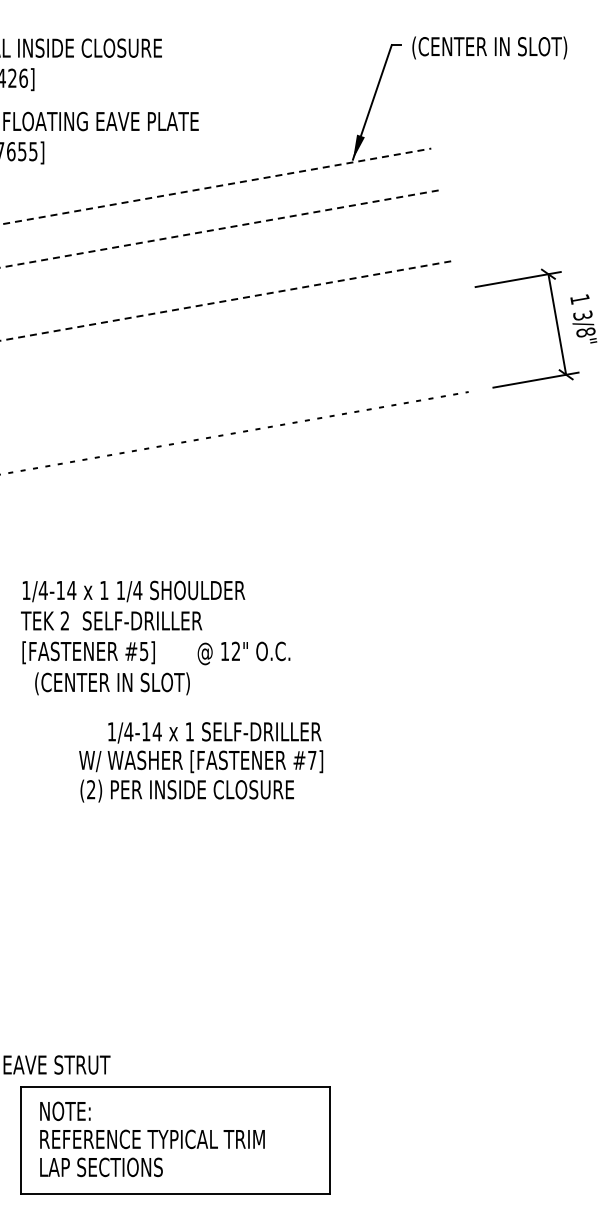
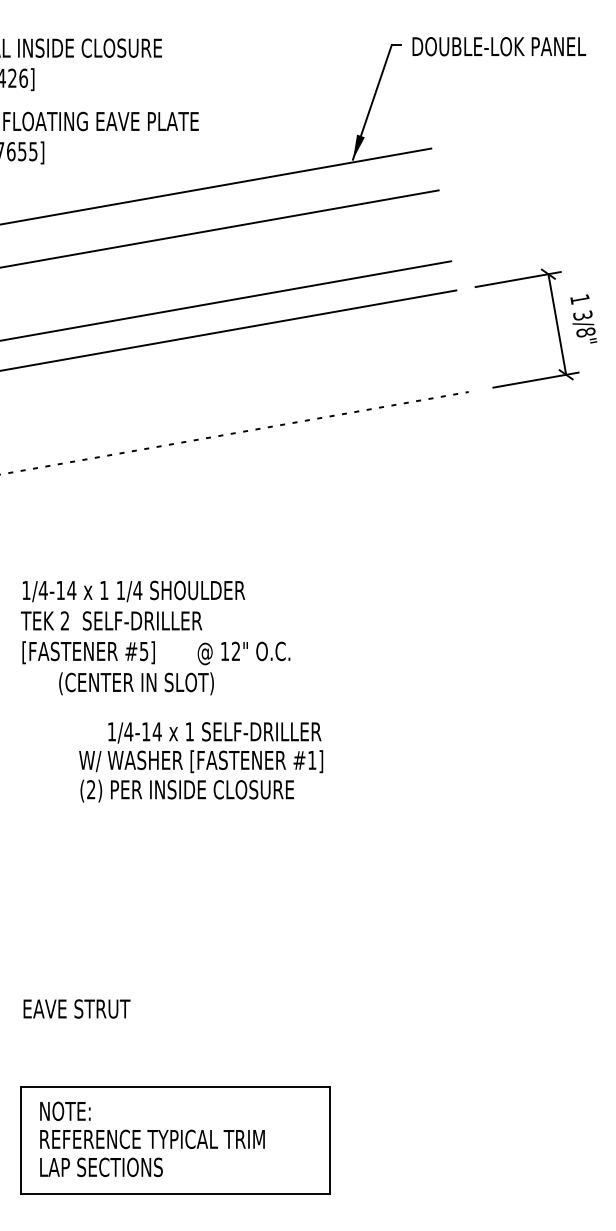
text: (CENTER IN SLOT) -> DOUBLE-LOK PANEL (499, 47)
line: dashed -> solid (215, 186)
line: dashed -> solid (219, 229)
line: dashed -> solid (225, 301)
line: none -> present (229, 330)
text position: (112, 683) -> (136, 683) (136, 683)
text: #7] -> #1] (312, 760)
text position: (56, 1064) -> (76, 1008) (76, 1008)
